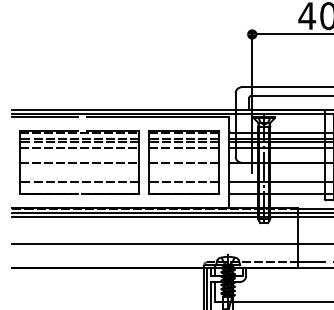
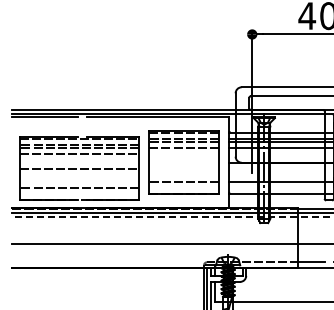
part position: (79, 162) -> (79, 168) (79, 168)
line: present -> none (184, 162)
line: solid -> dashed (173, 217)
